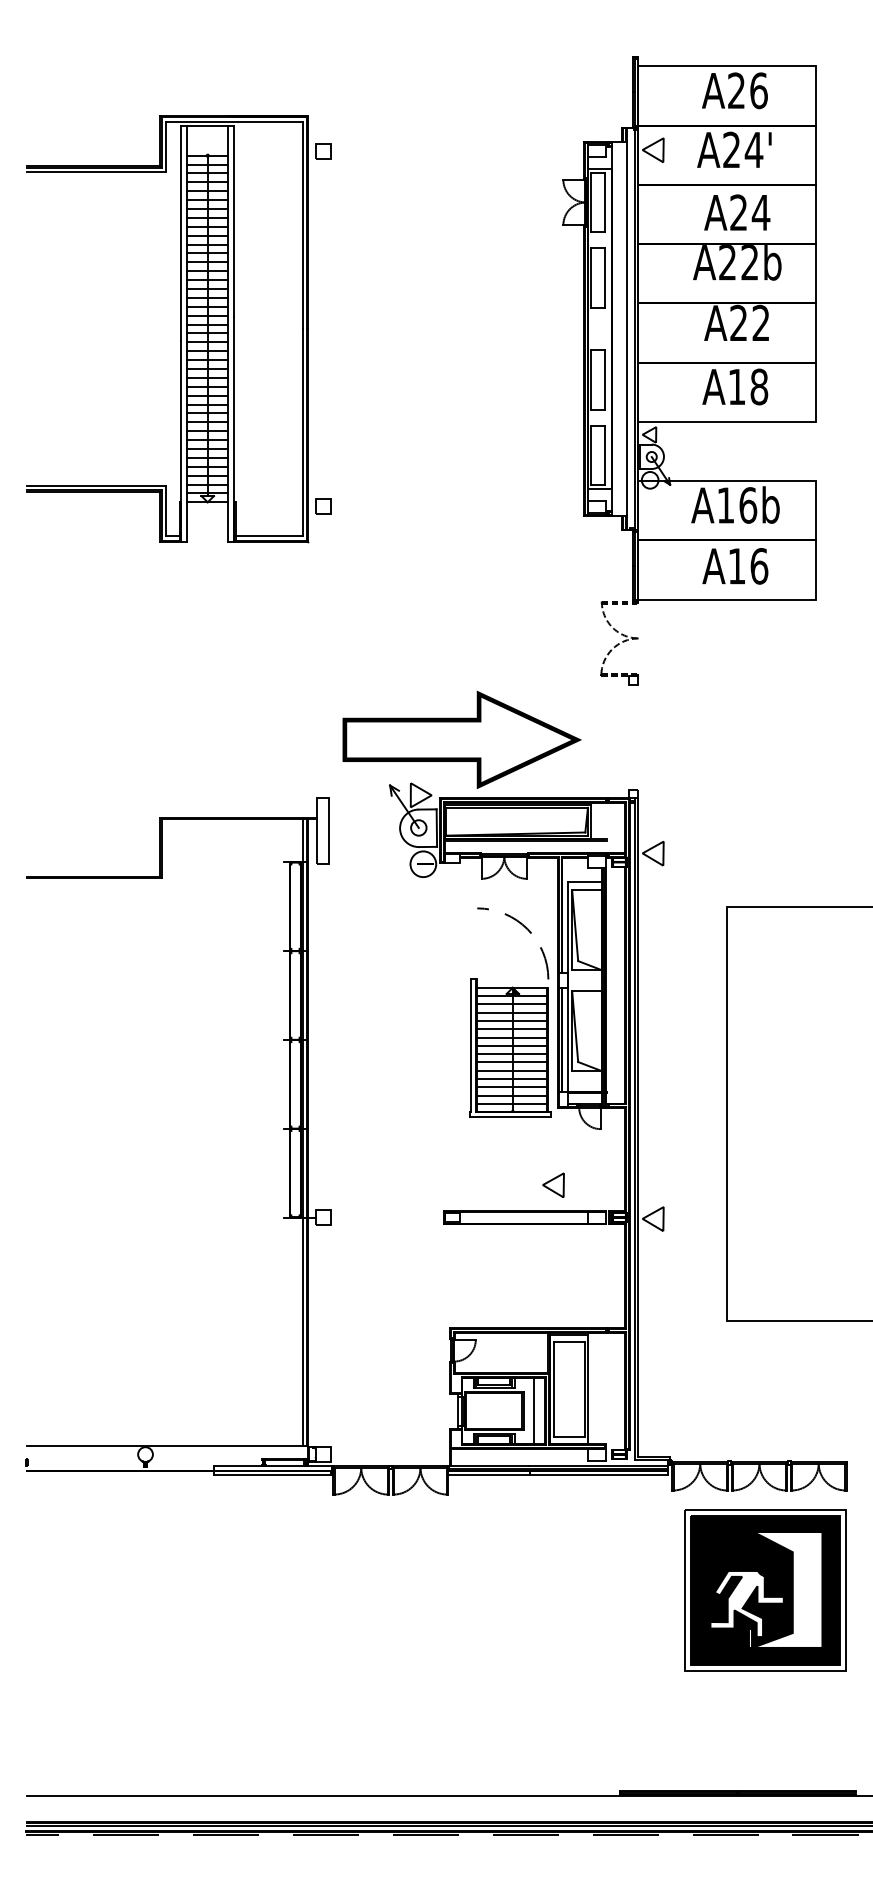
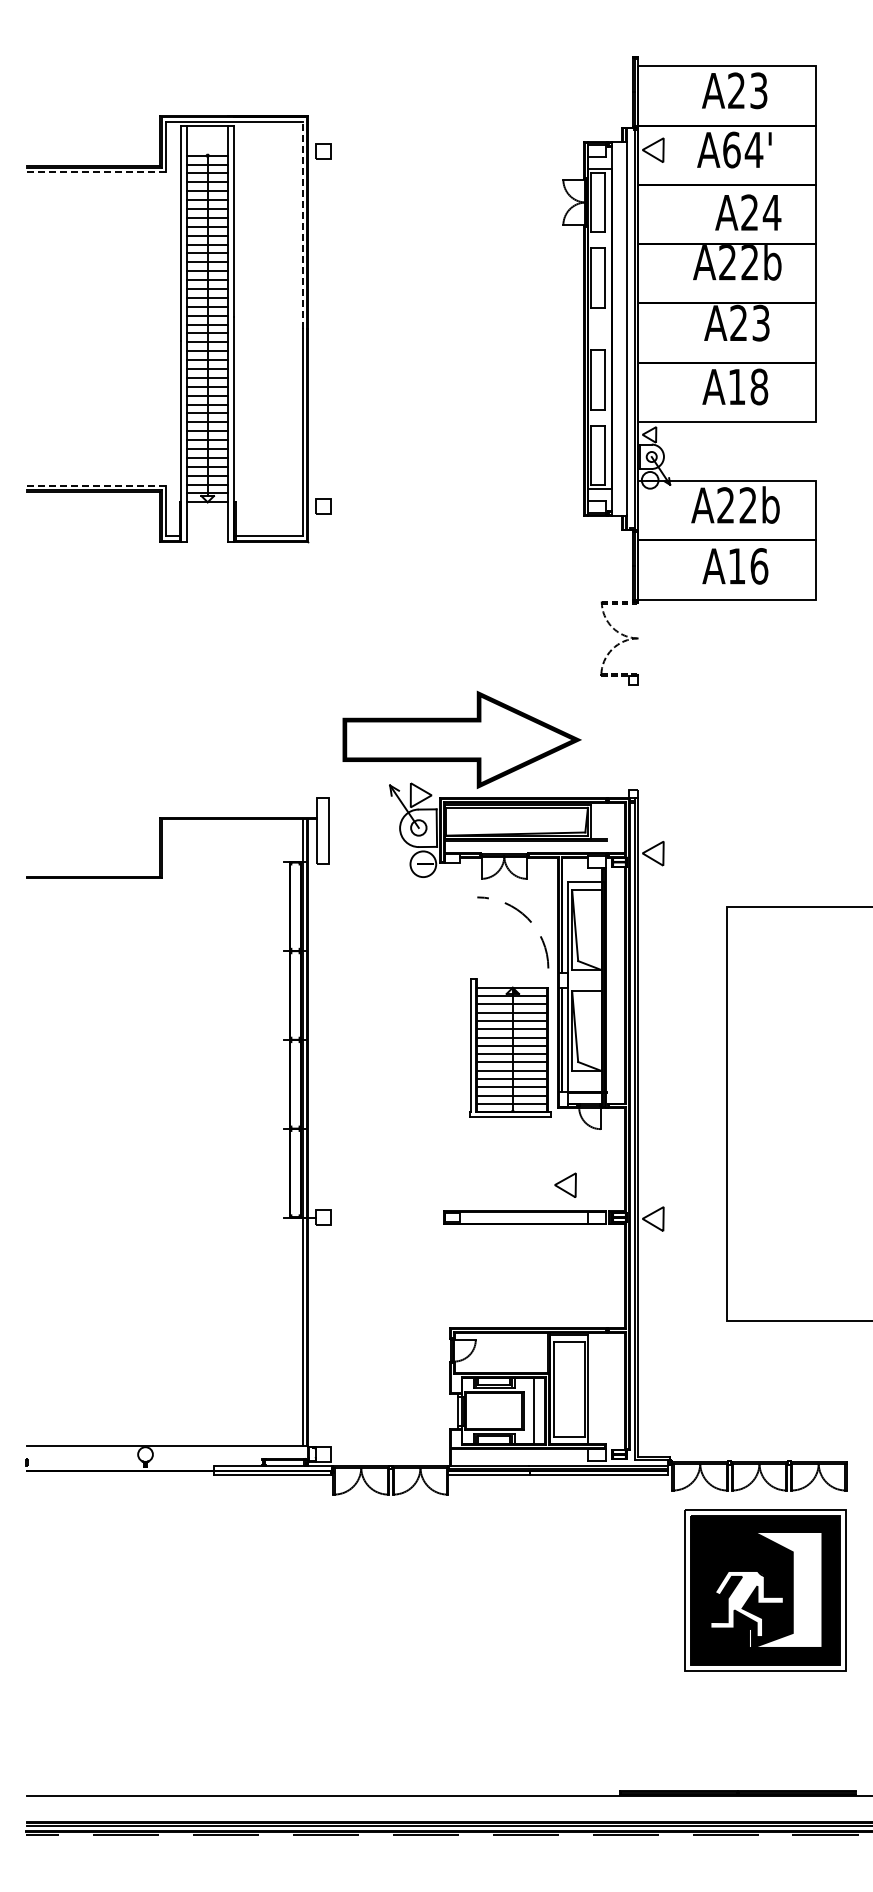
text: A26 -> A23 (758, 90)
text: A24' -> A64' (731, 149)
line: solid -> dashed (96, 172)
text position: (737, 212) -> (748, 212) (748, 212)
line: solid -> dashed (302, 225)
text: A22 -> A23 (760, 323)
line: solid -> dashed (96, 485)
text: A16b -> A22b (737, 505)
arc position: (526, 929) -> (526, 918) (526, 918)
part position: (553, 1184) -> (565, 1184) (565, 1184)
